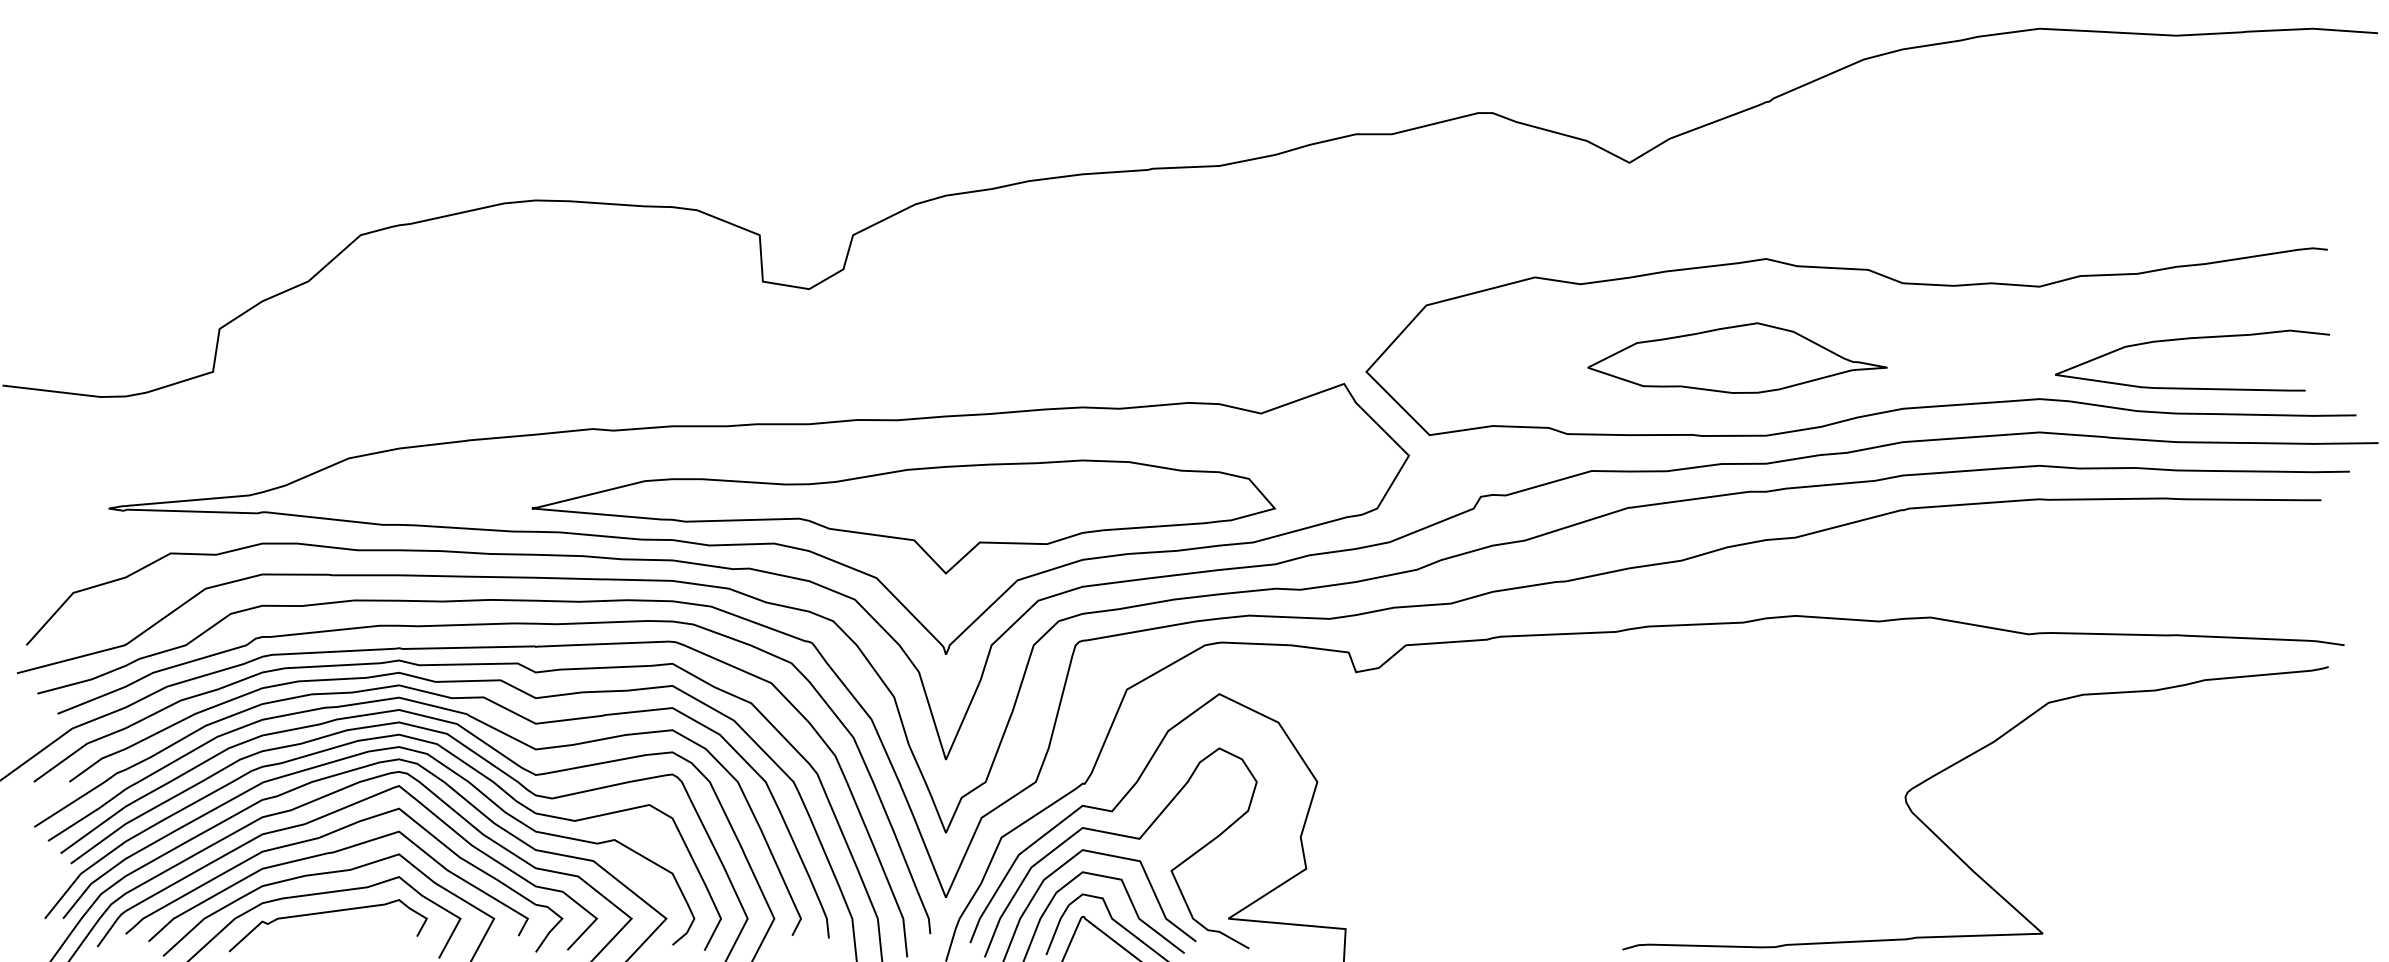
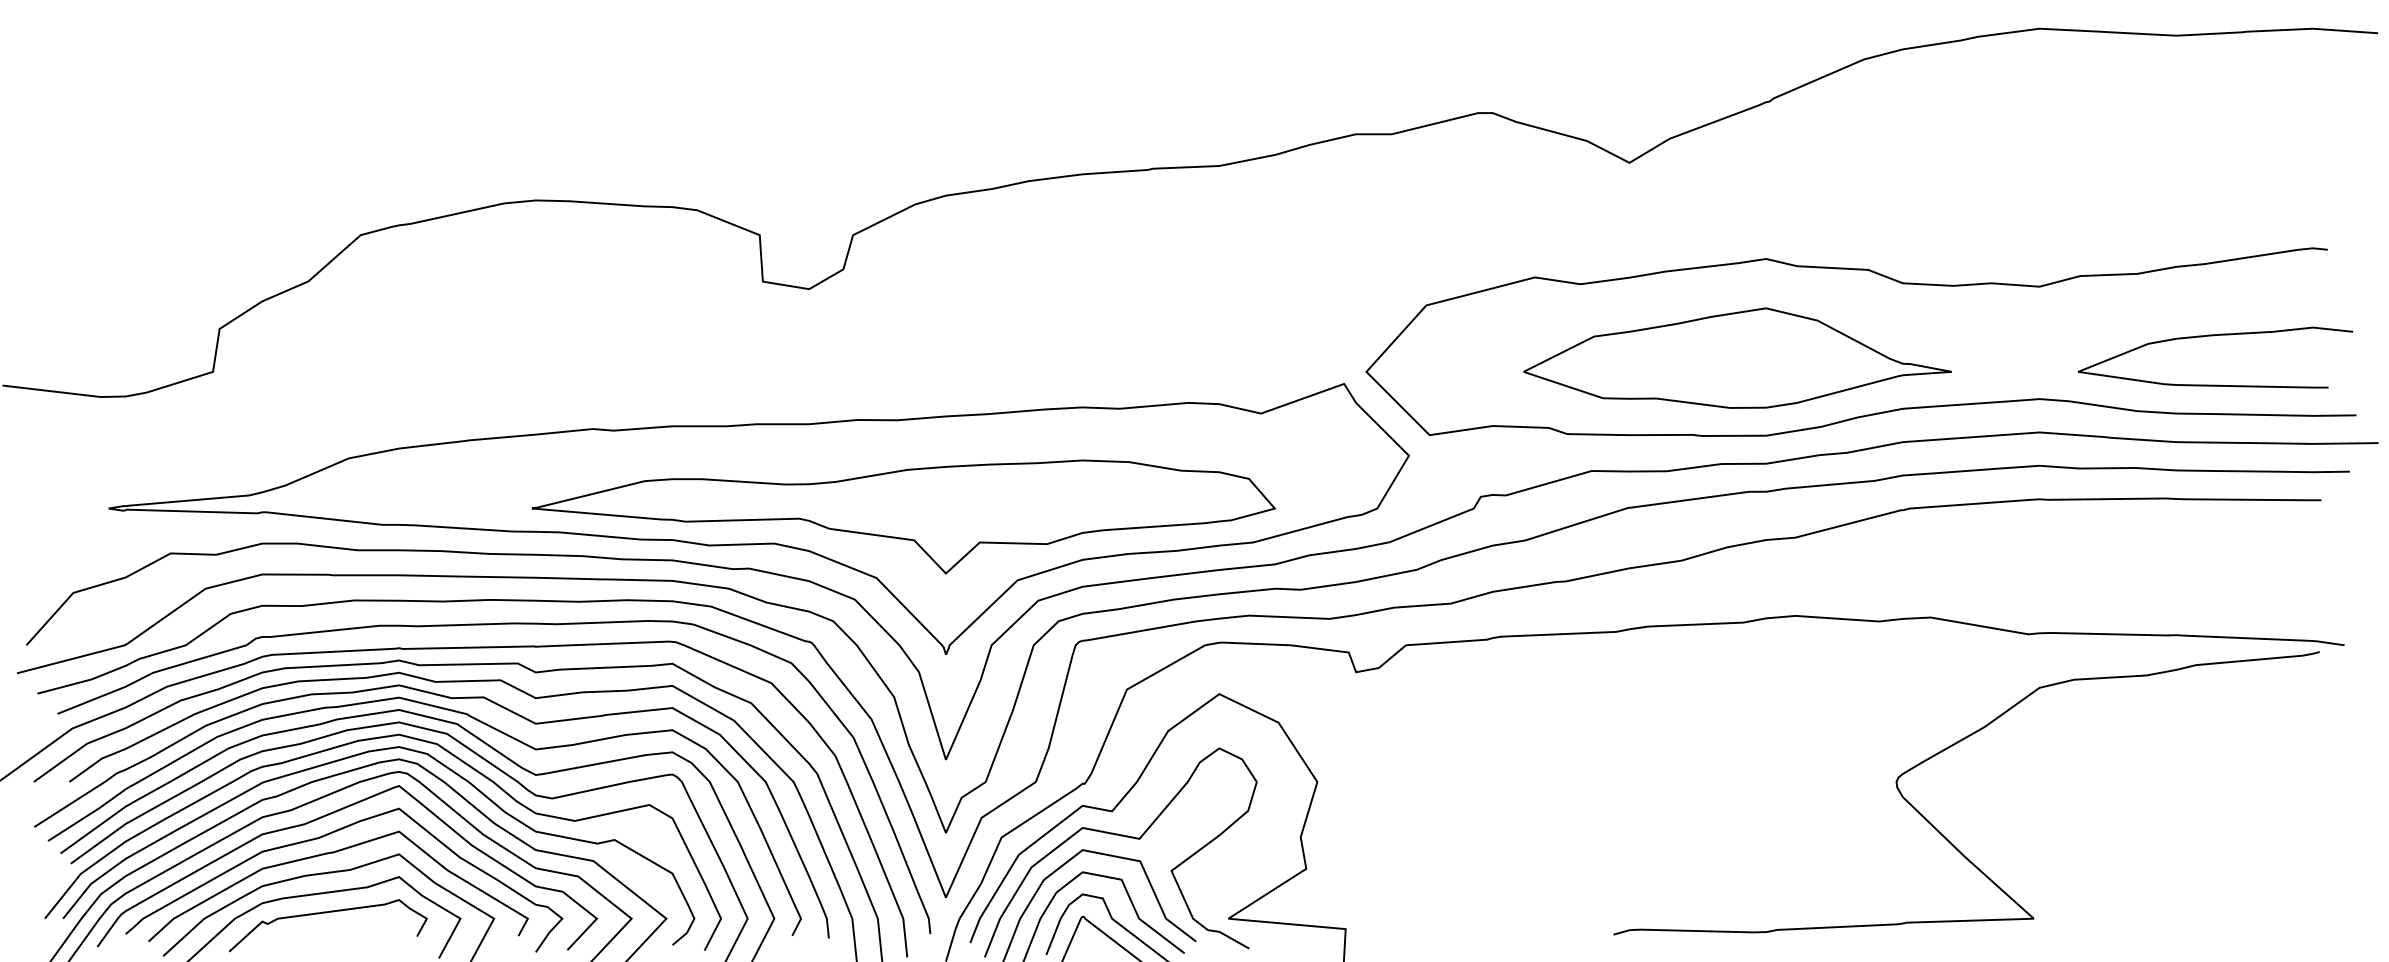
curve position: (2191, 339) -> (2214, 336) (2214, 336)
part size: 301x72 px -> 429x102 px (1737, 357)
curve position: (1942, 840) -> (1933, 825) (1933, 825)
